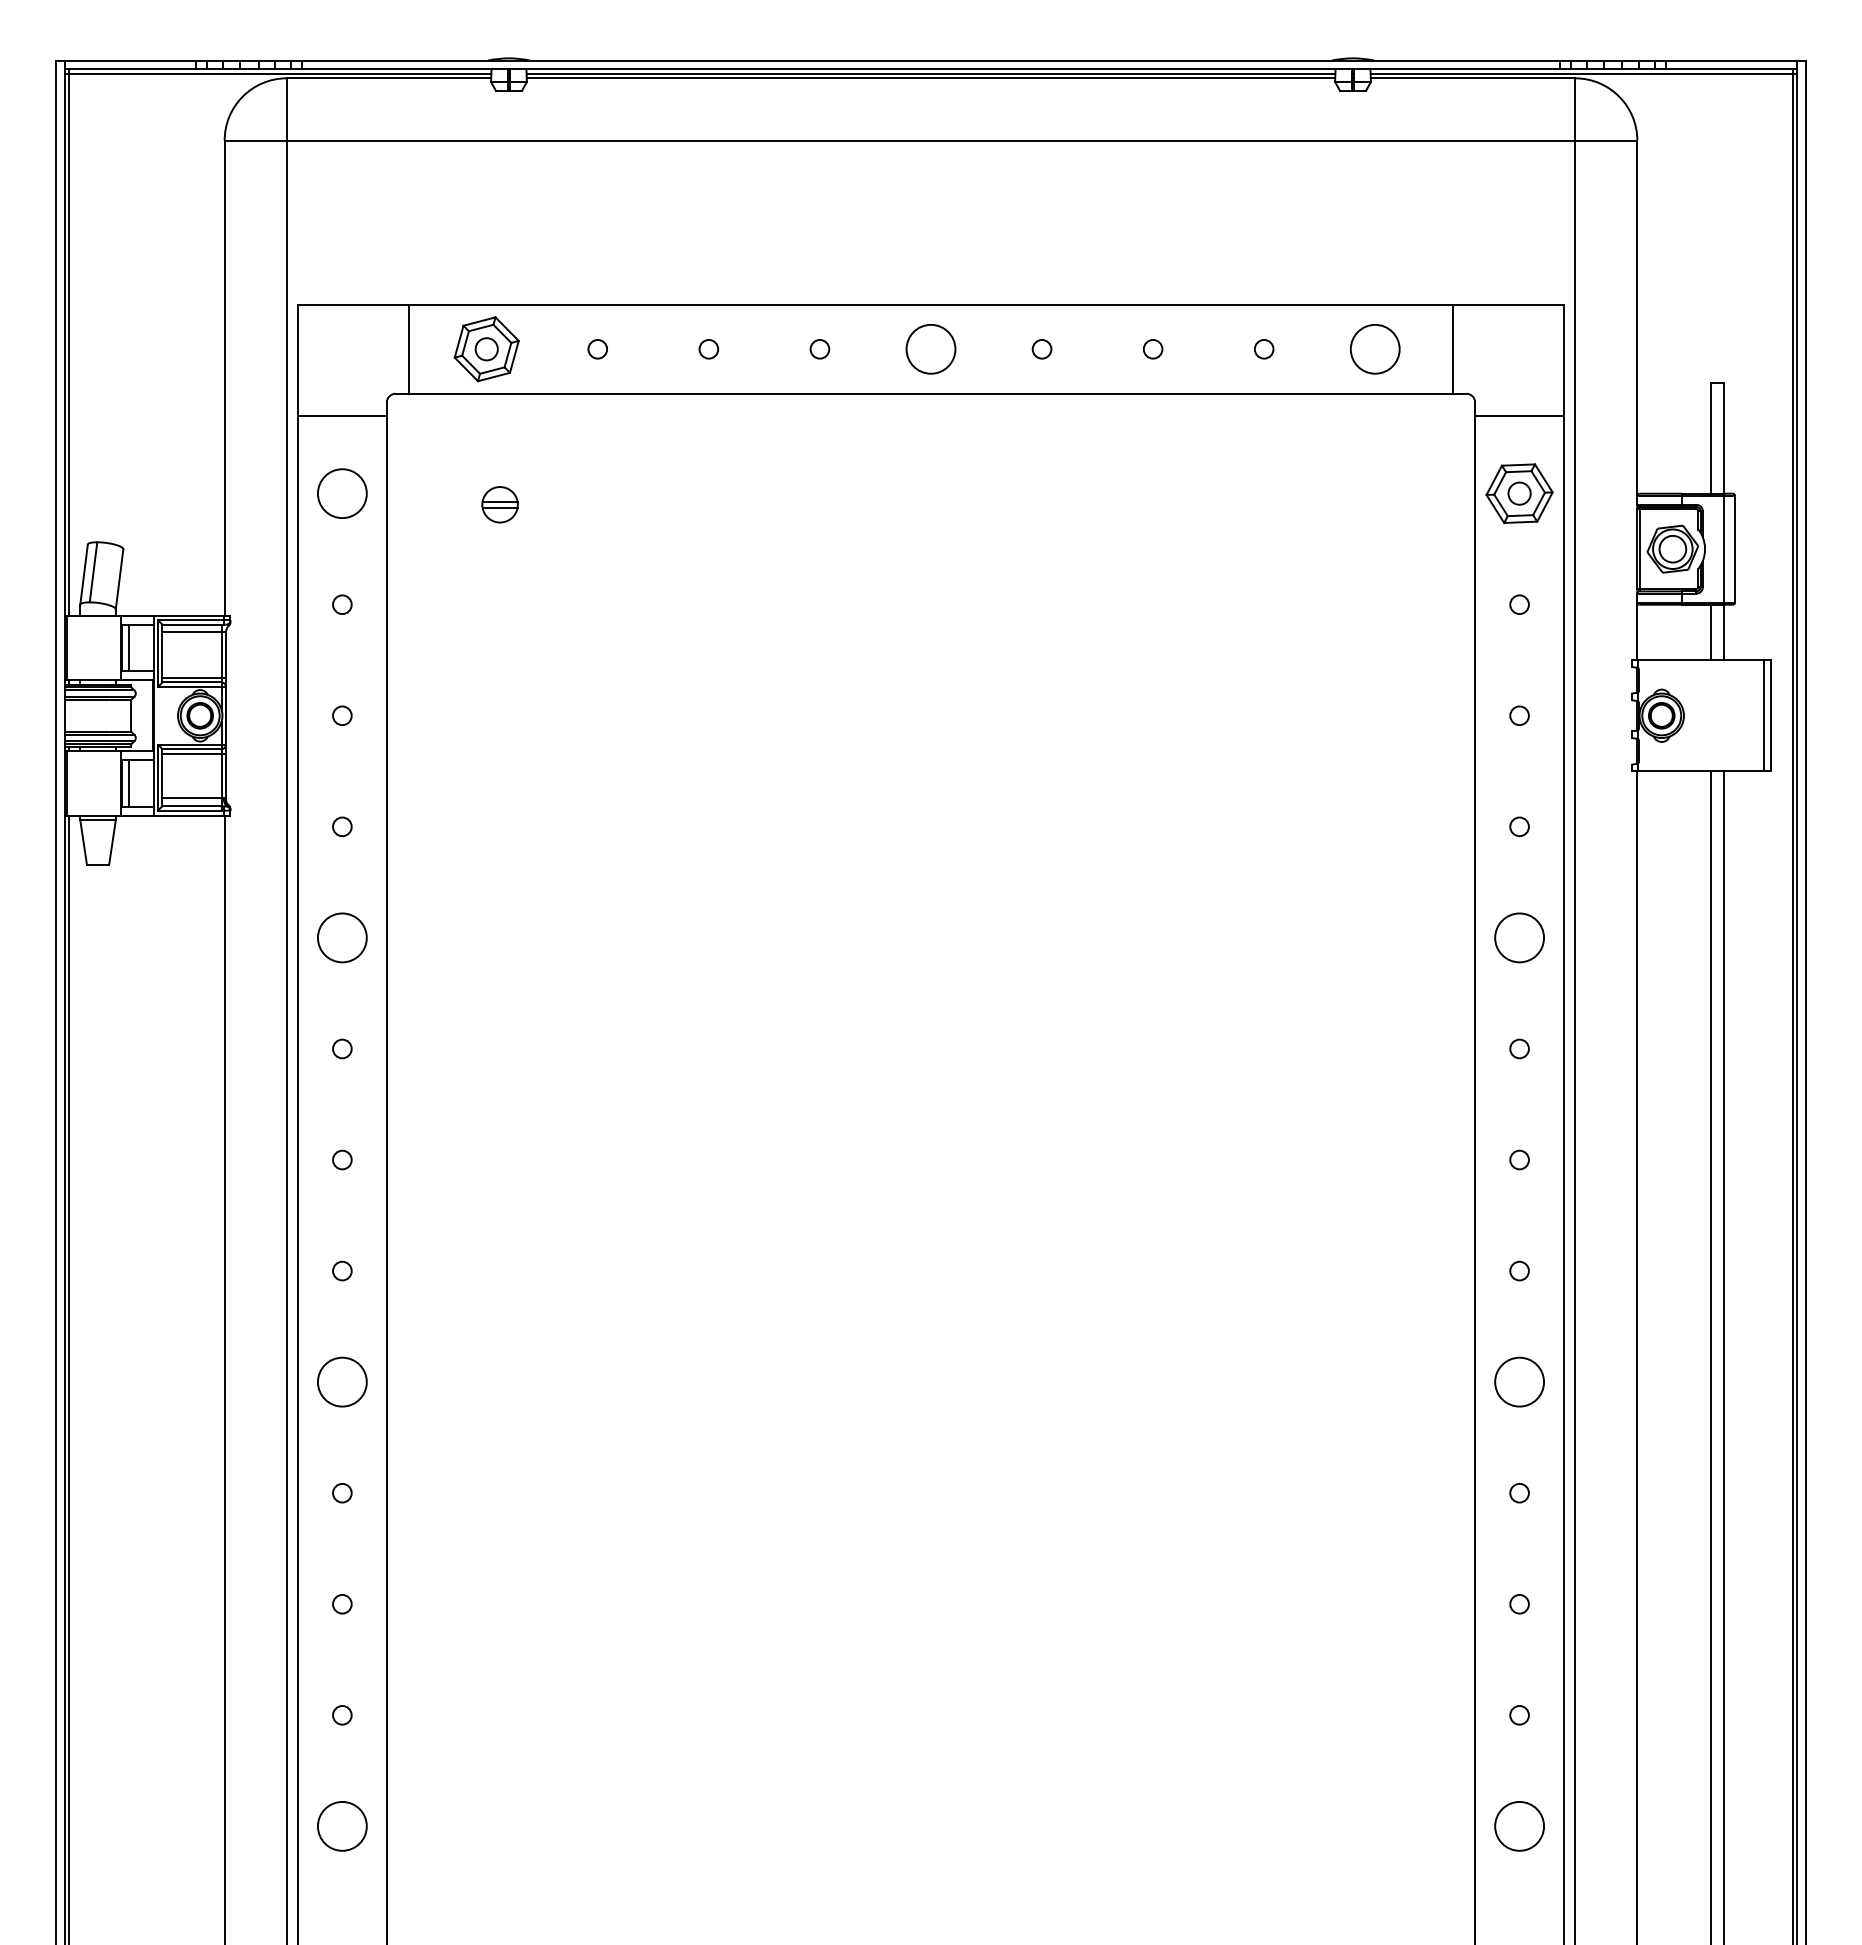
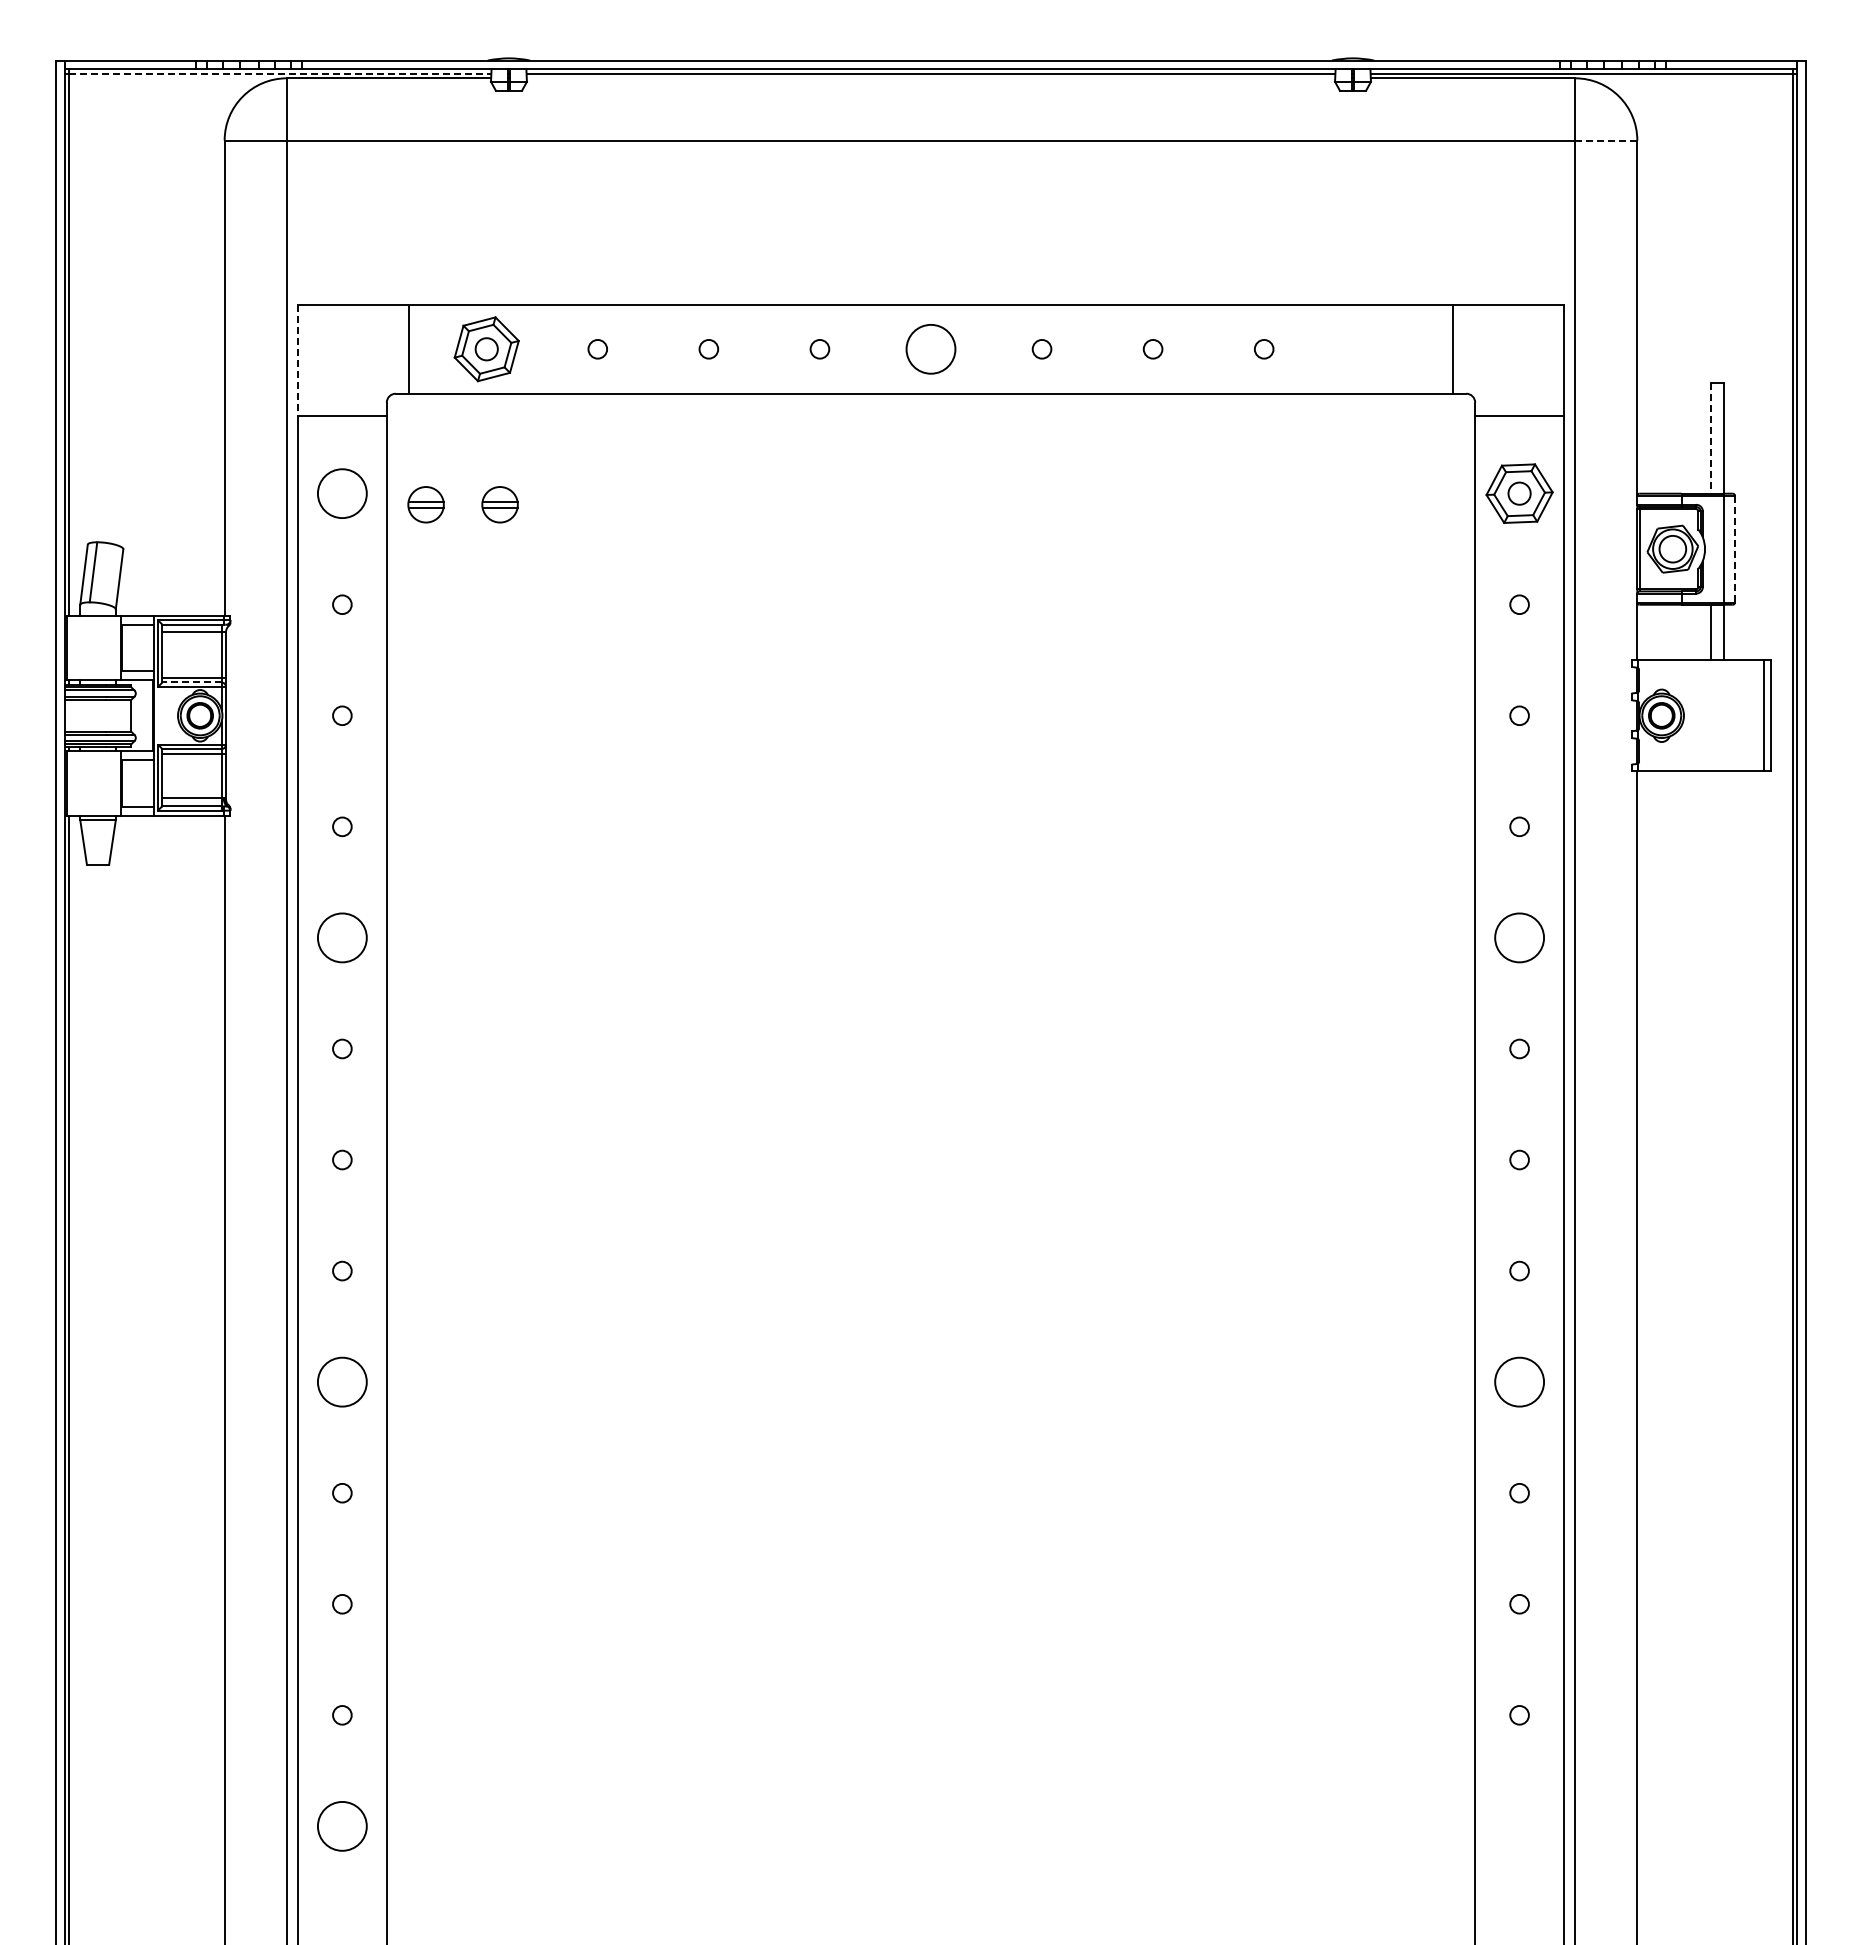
line: solid -> dashed (280, 73)
line: present -> none (930, 78)
line: solid -> dashed (1605, 140)
circle: present -> none (1374, 349)
line: solid -> dashed (297, 360)
line: solid -> dashed (1710, 438)
part: none -> present (425, 504)
line: solid -> dashed (1735, 549)
line: present -> none (128, 647)
line: solid -> dashed (192, 682)
line: present -> none (128, 783)
line: present -> none (1710, 1356)
line: present -> none (1723, 1356)
circle: present -> none (1519, 1826)
